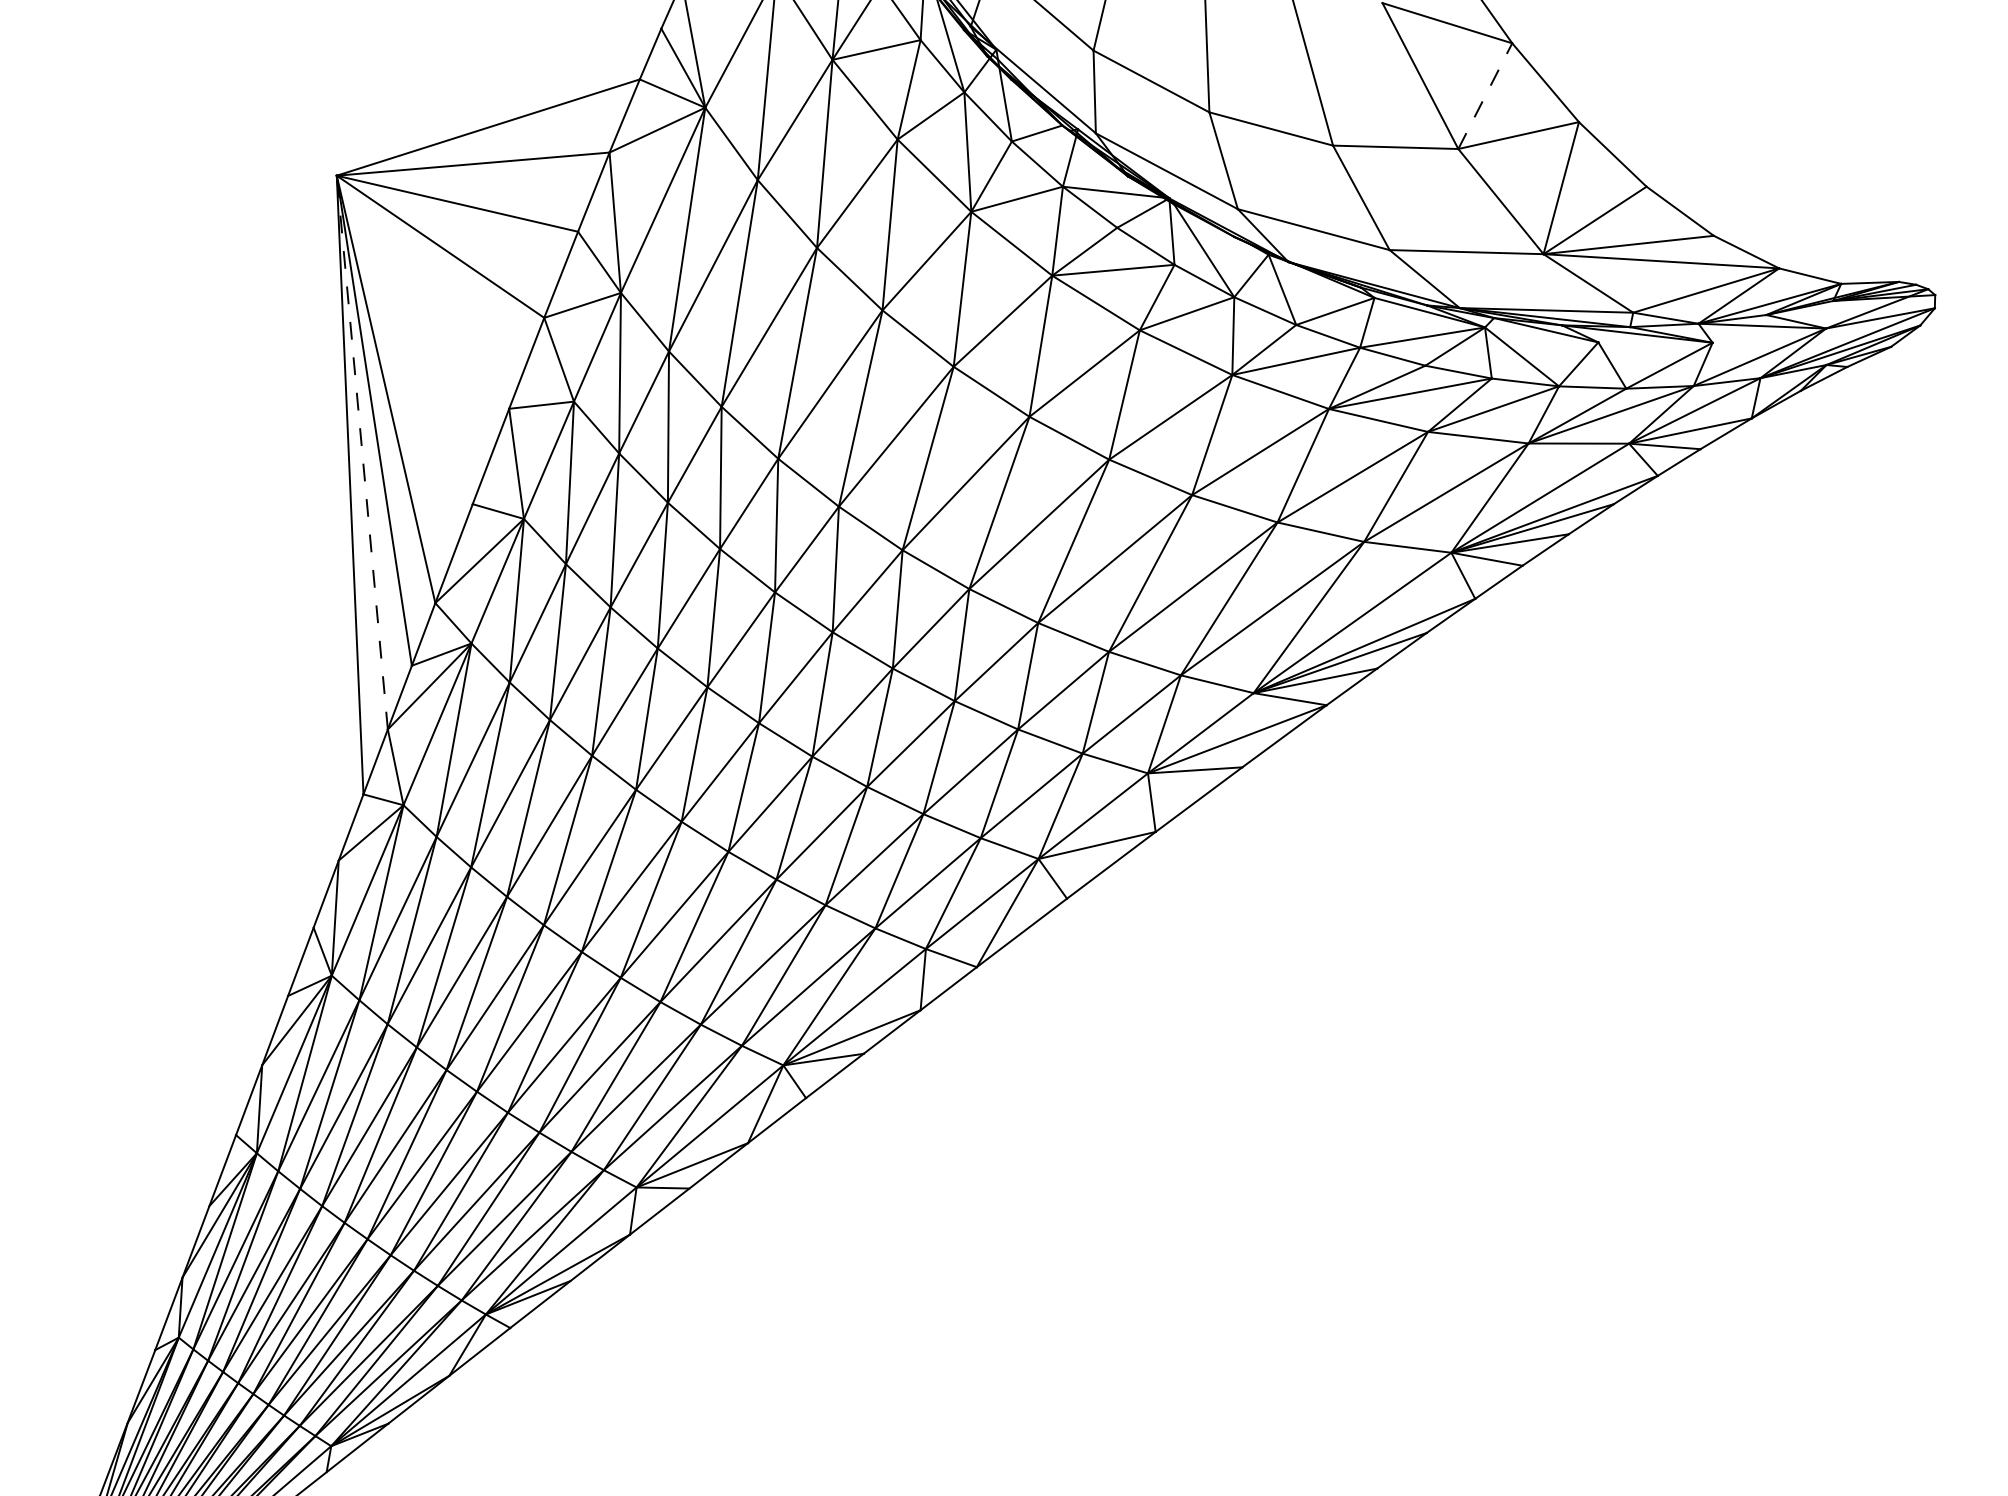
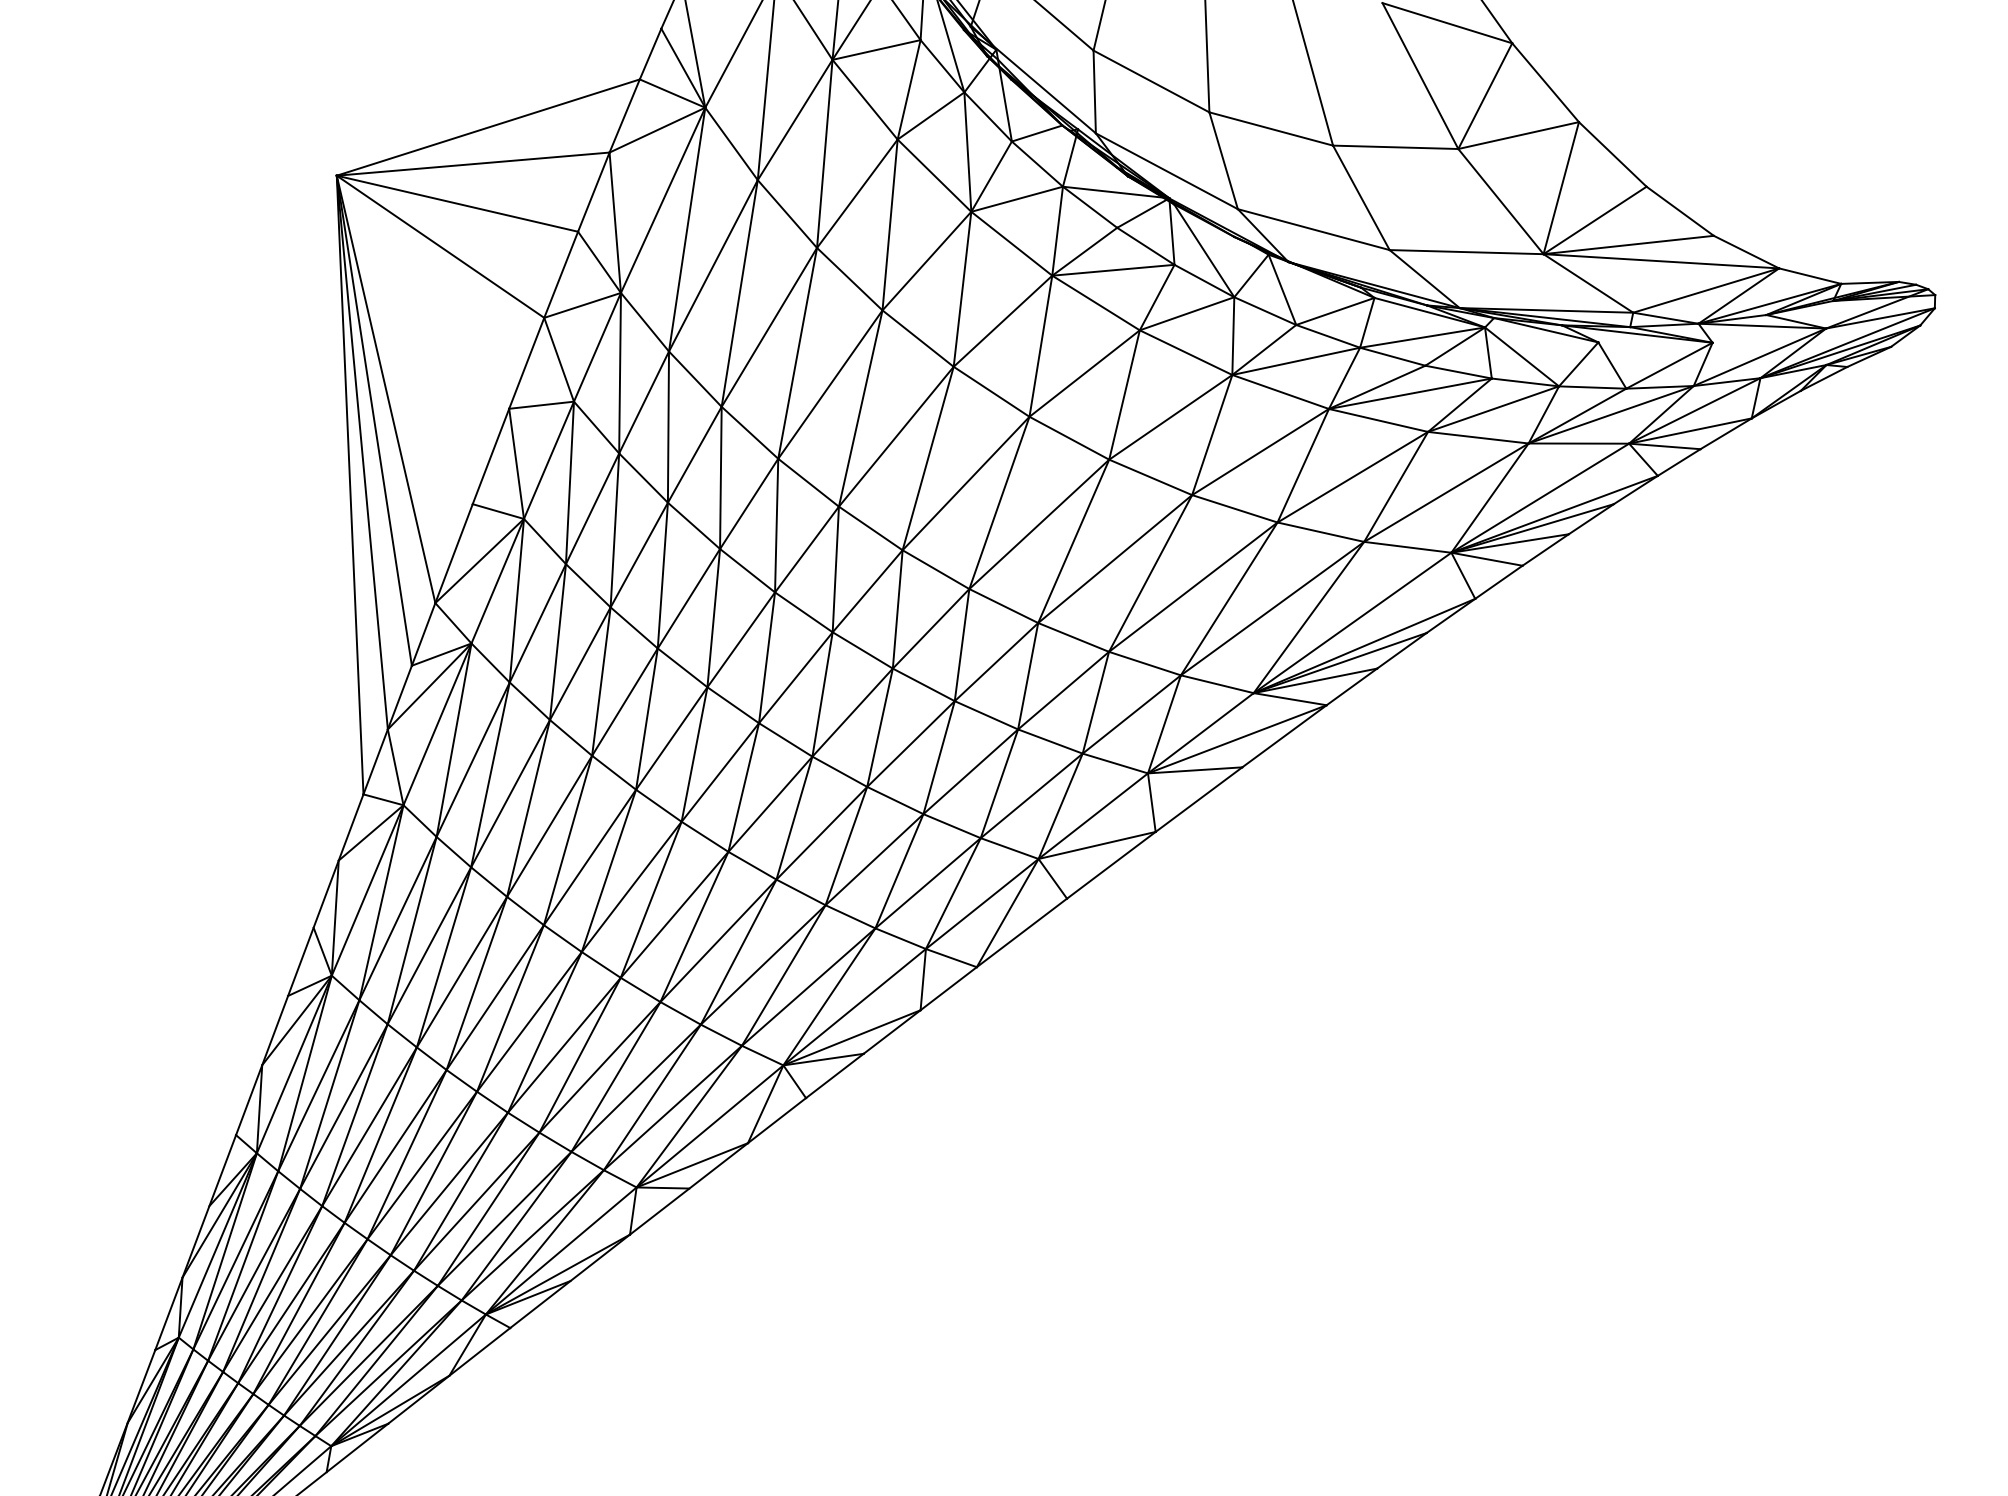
line: dashed -> solid (1485, 95)
line: dashed -> solid (362, 452)
